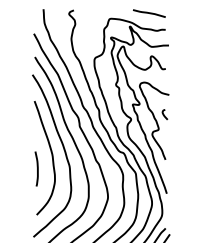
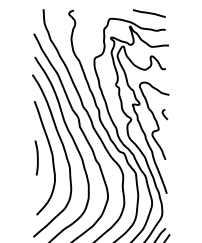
curve position: (36, 167) -> (36, 156) (36, 156)
